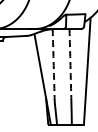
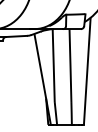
arc: dashed -> solid (53, 65)
arc: dashed -> solid (70, 65)
